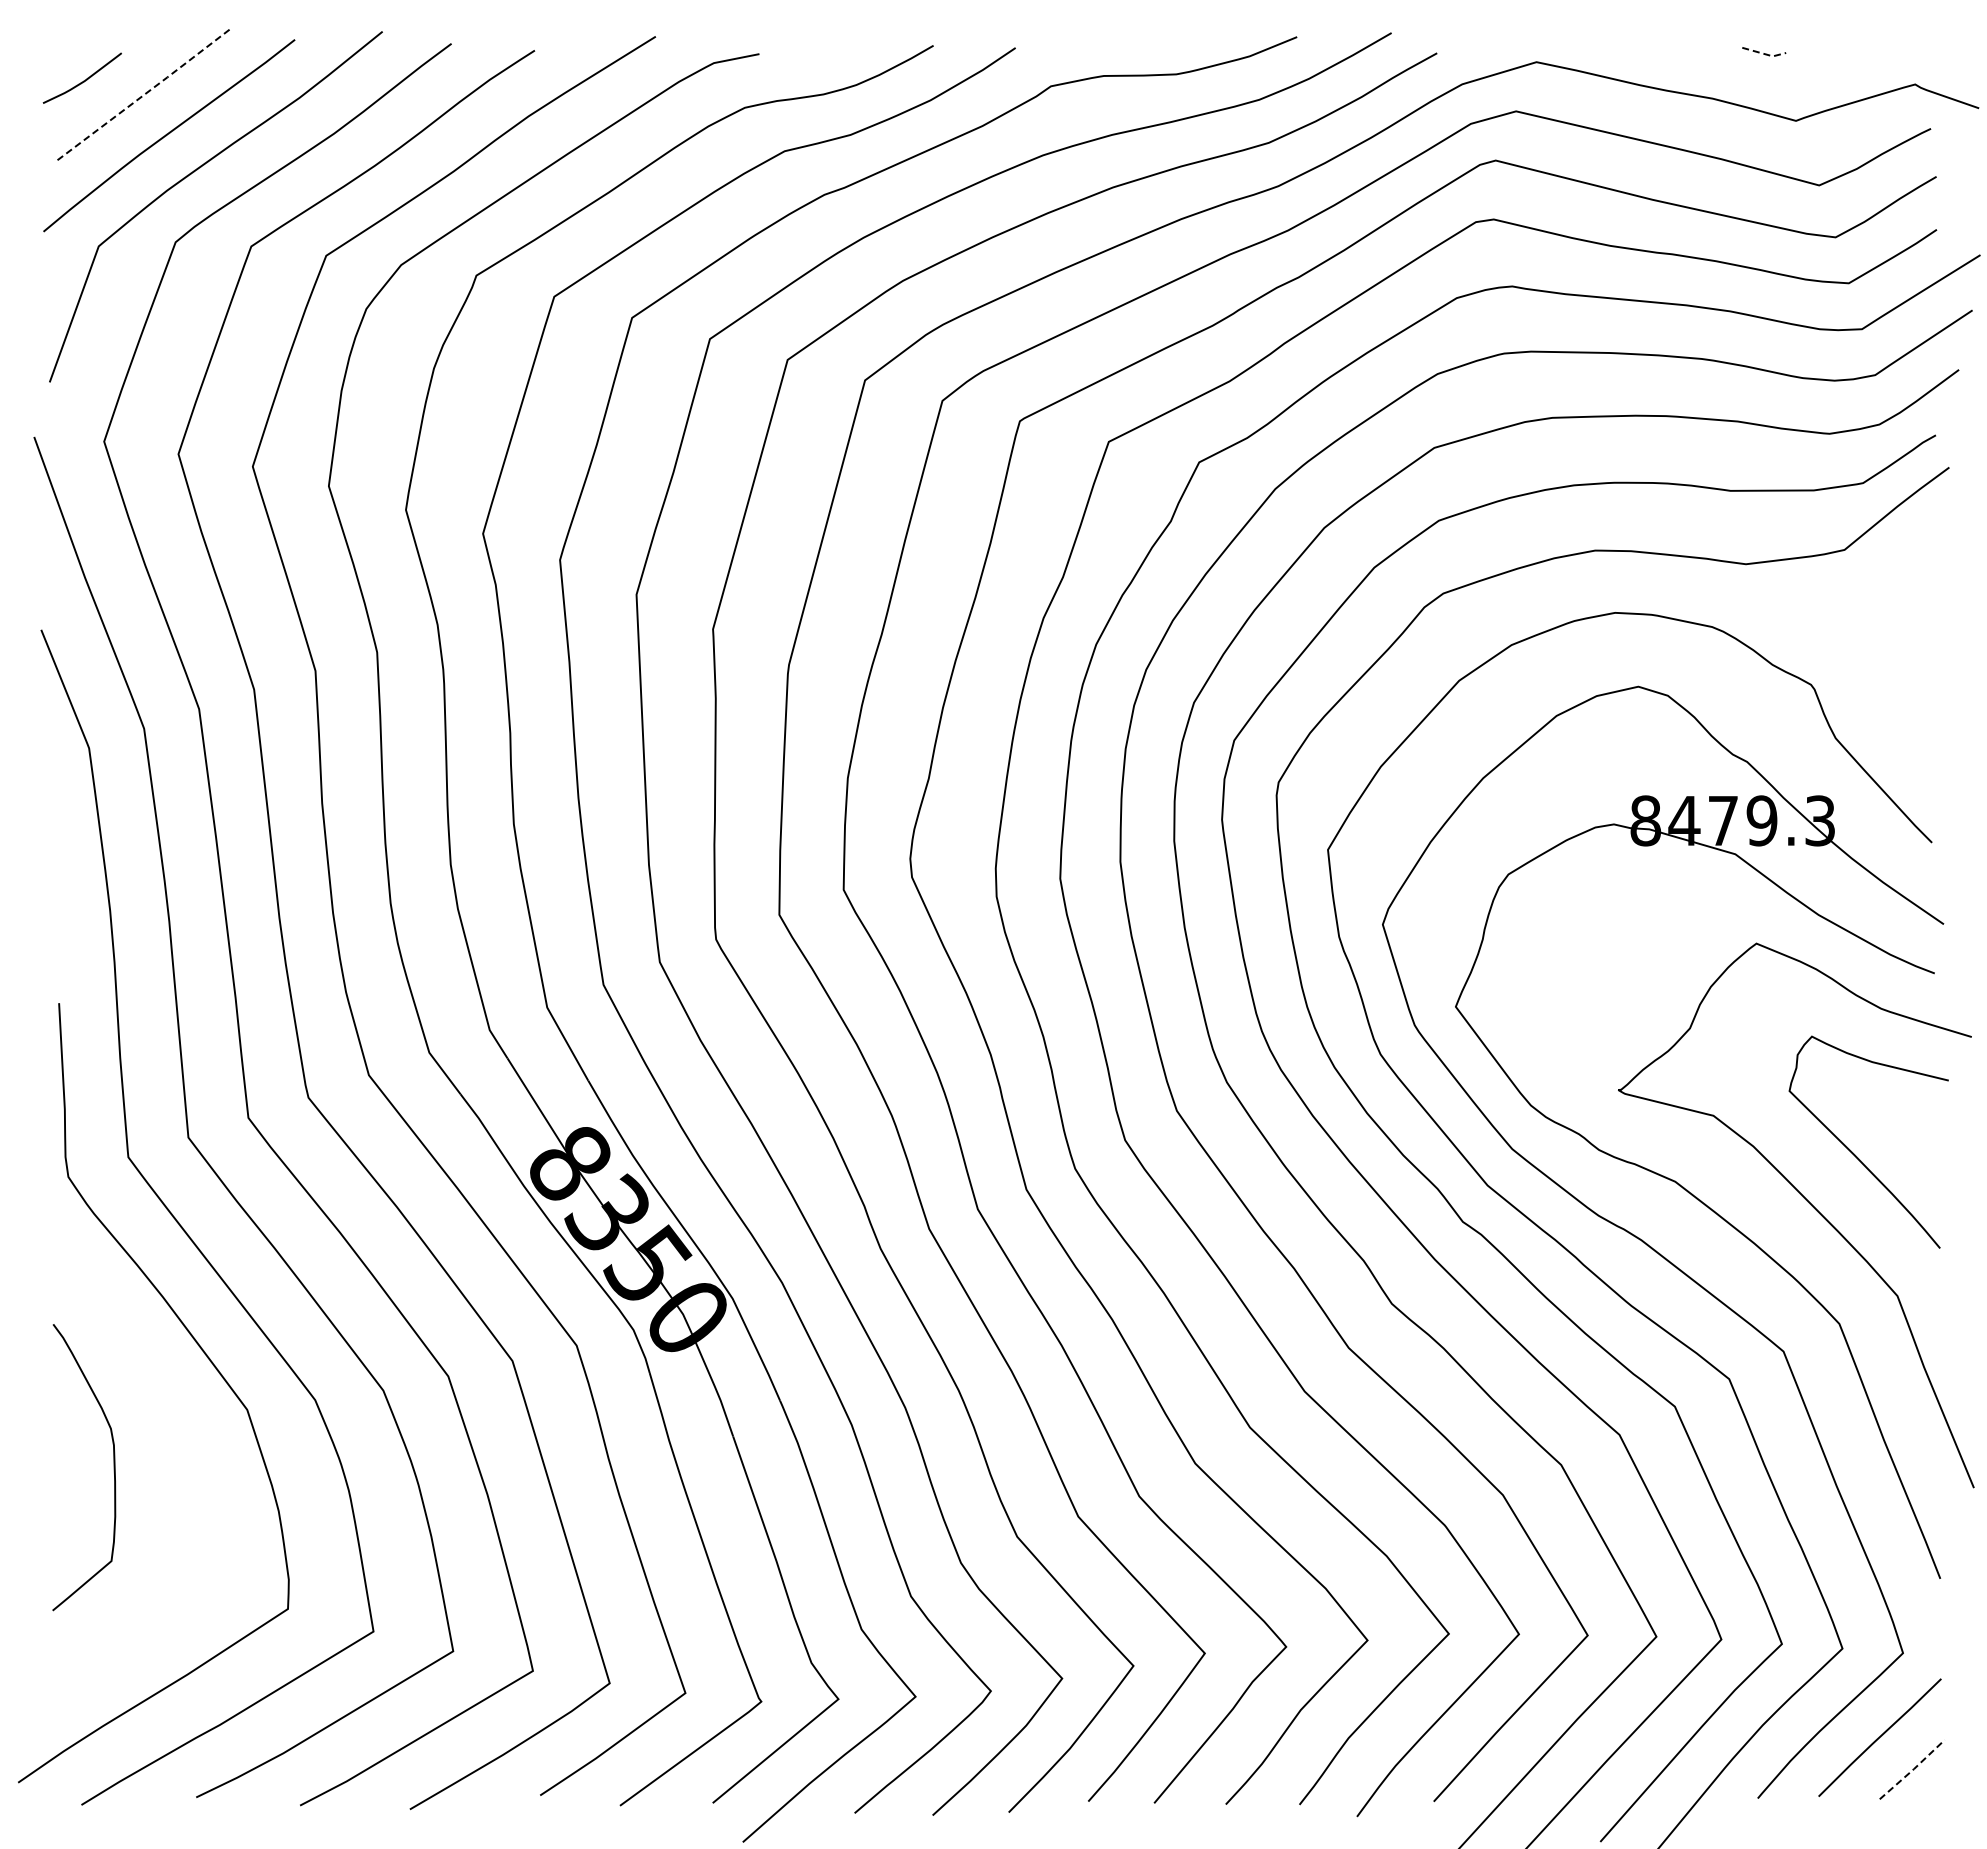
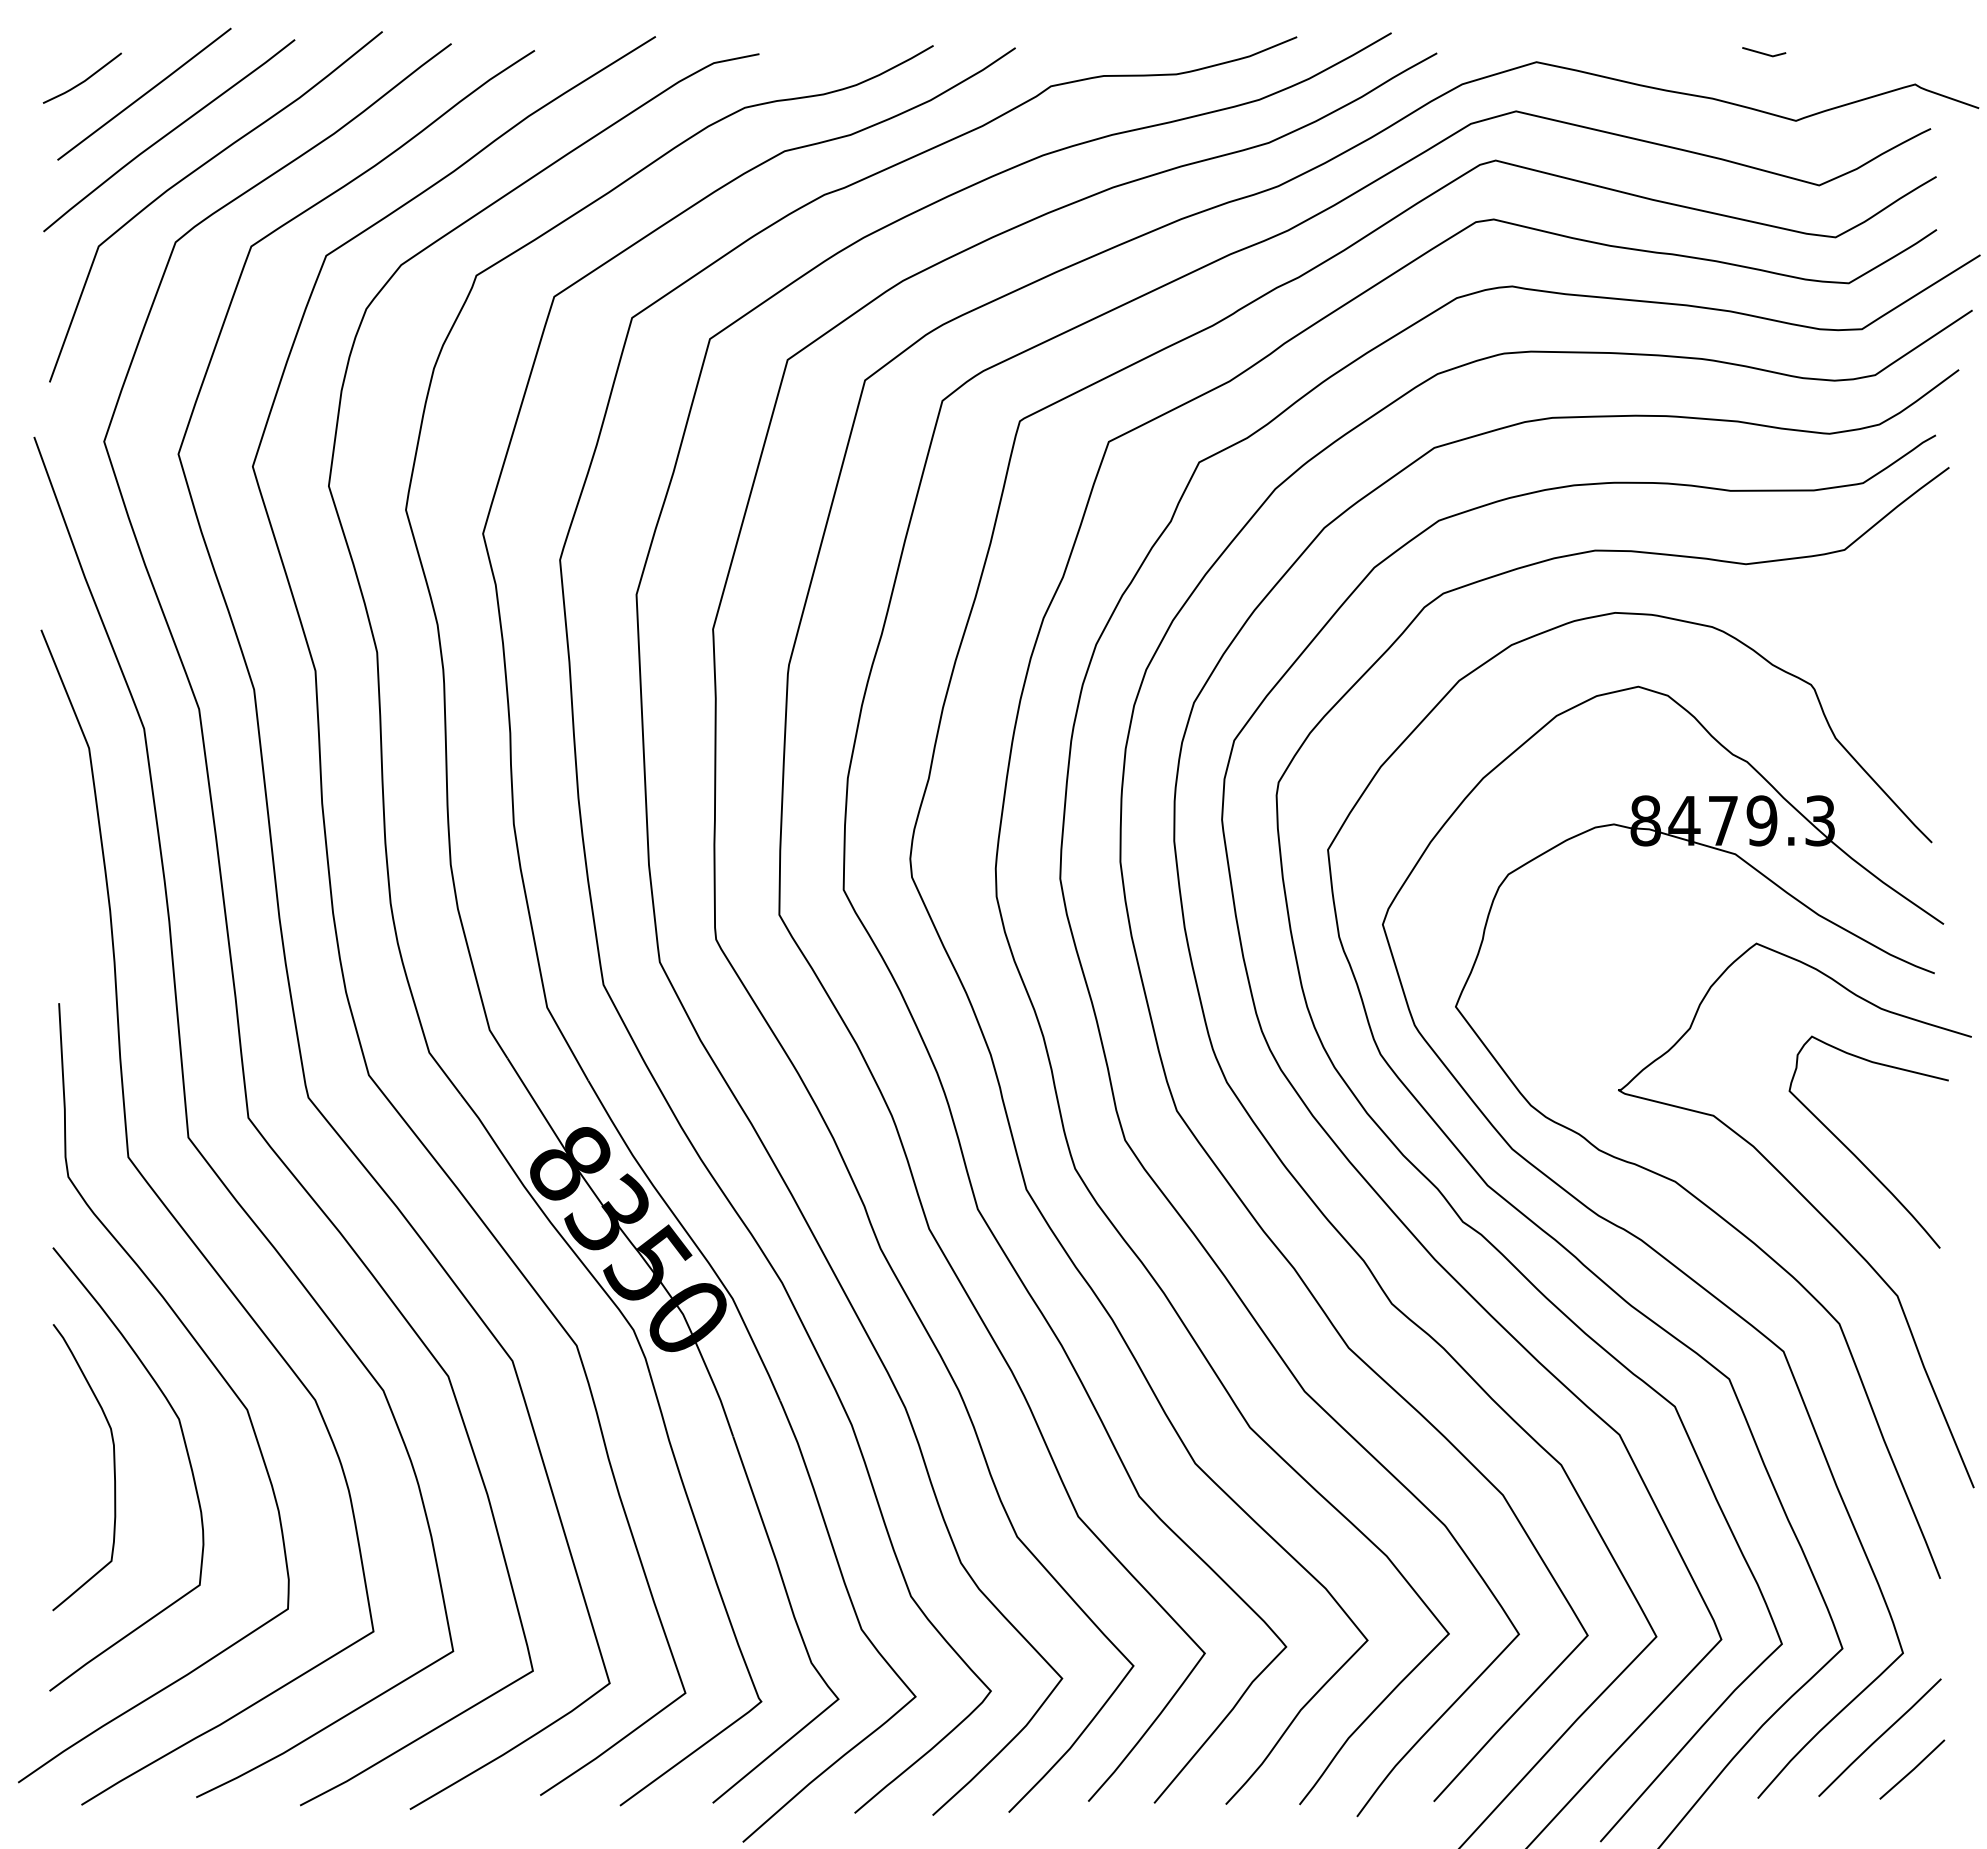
line: dashed -> solid (1765, 54)
line: dashed -> solid (145, 94)
curve: none -> present (186, 1453)
line: dashed -> solid (1913, 1769)
